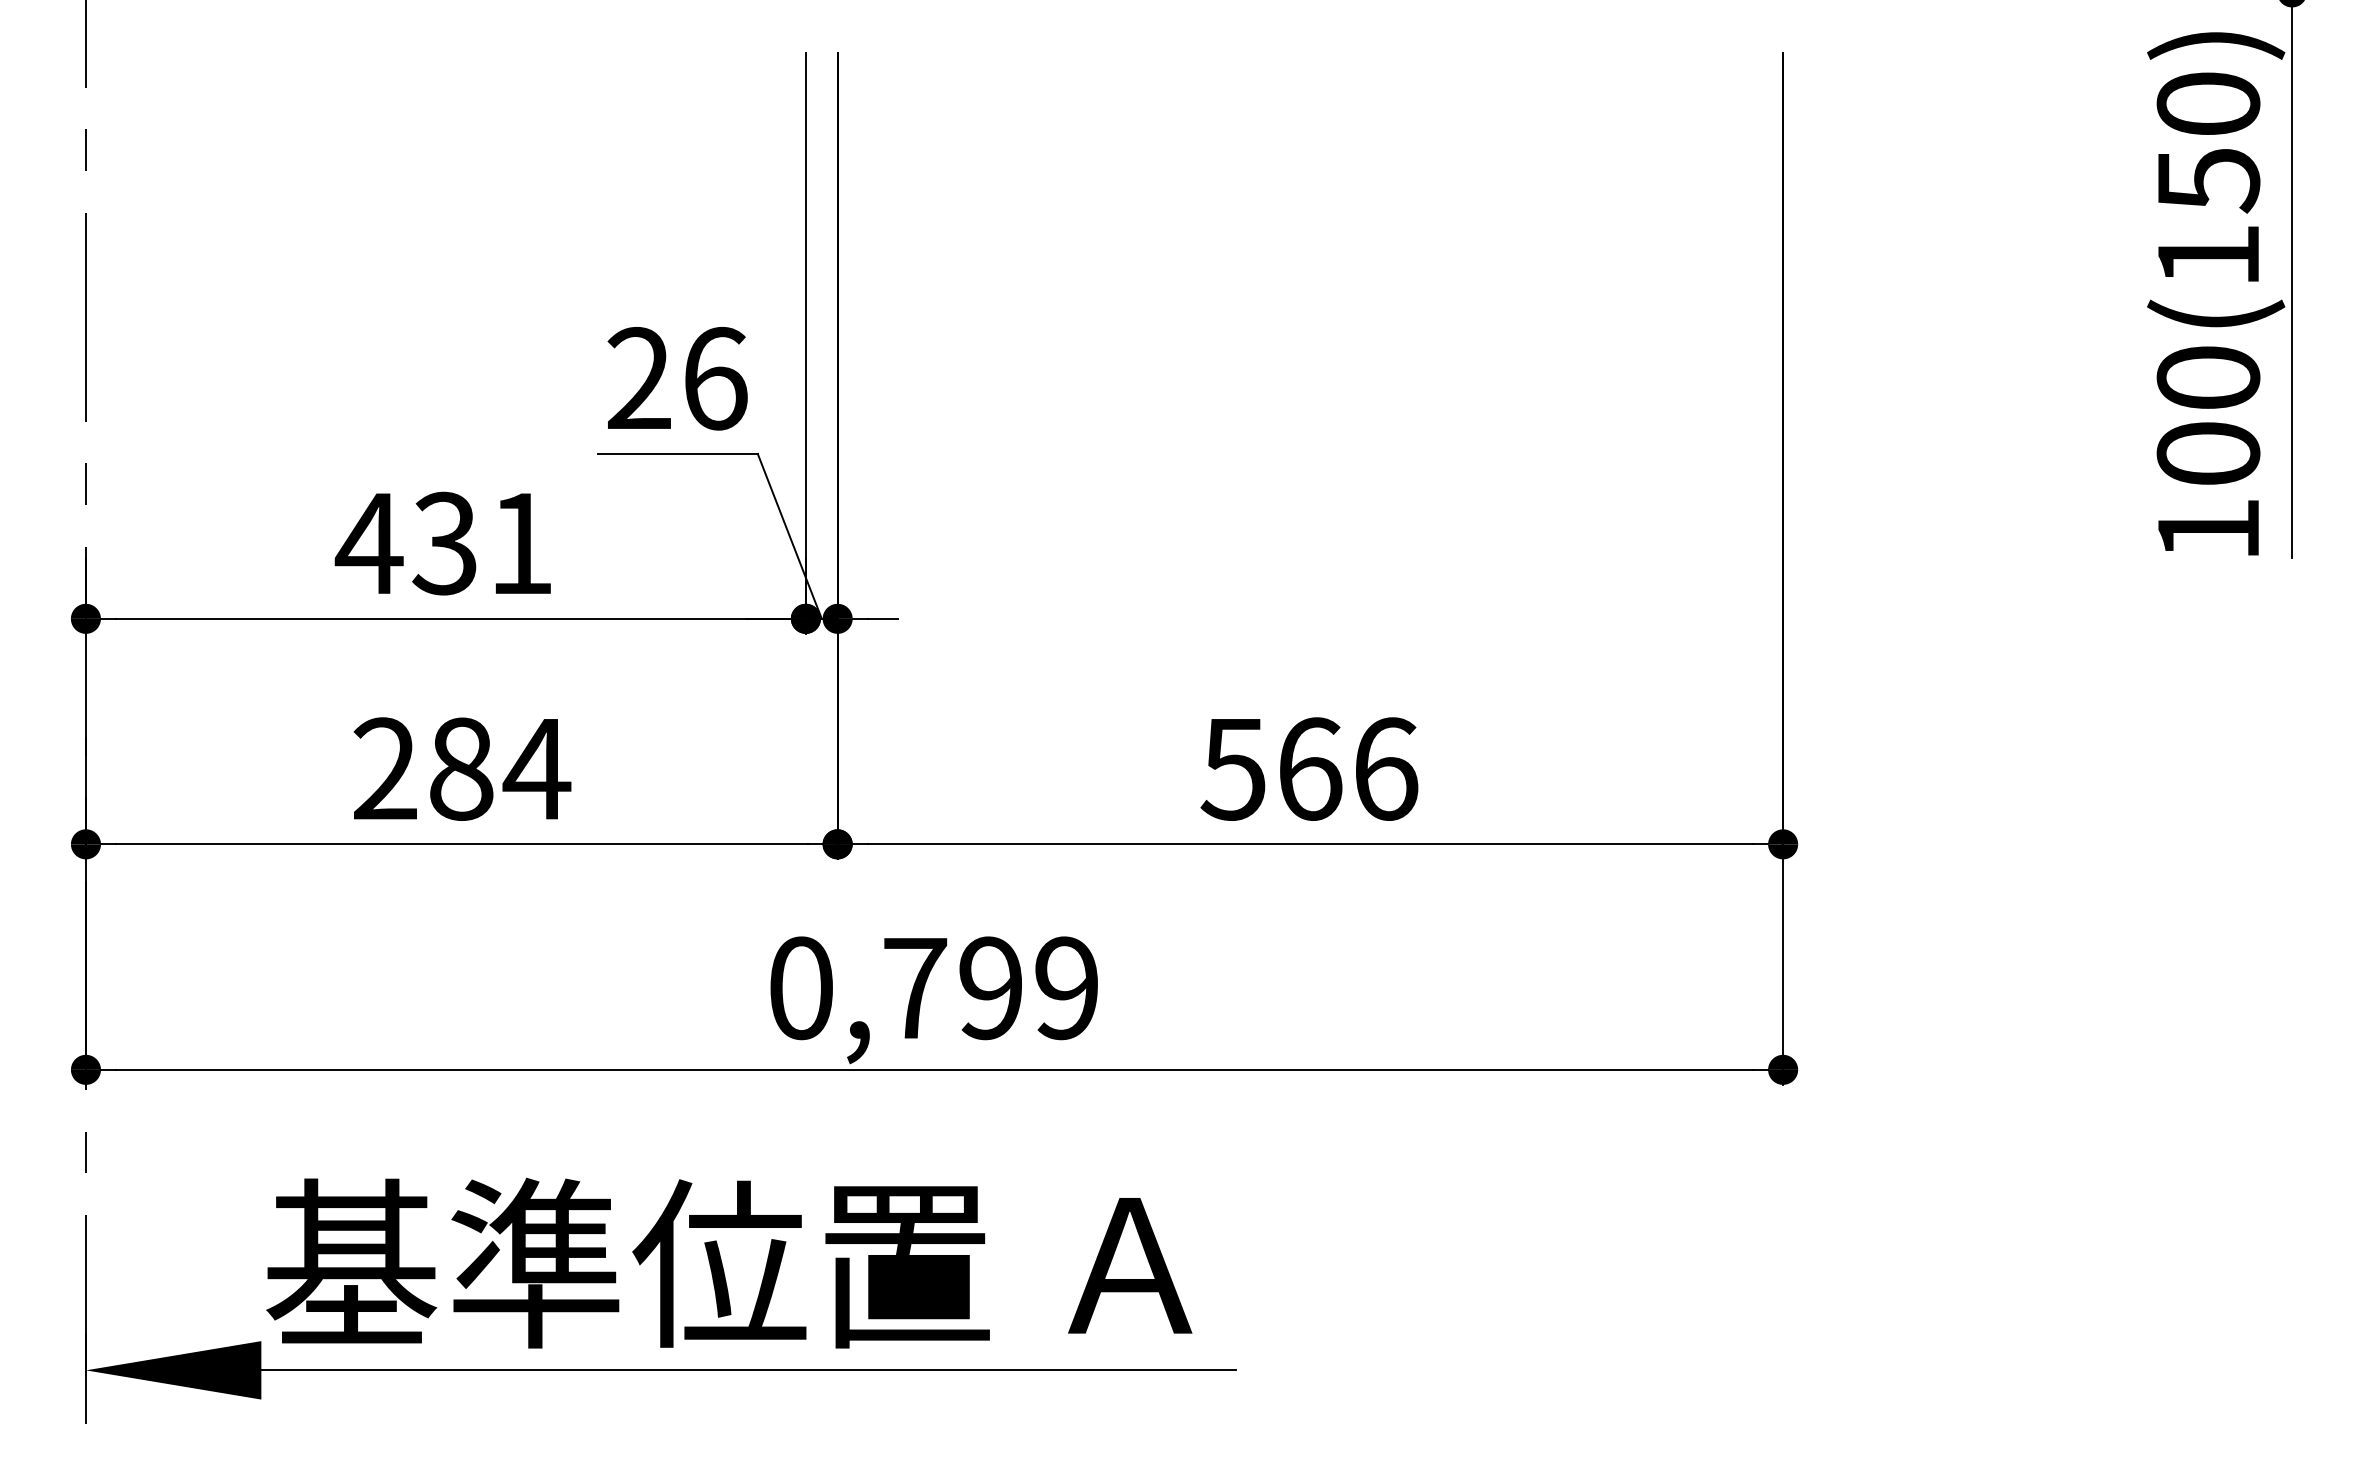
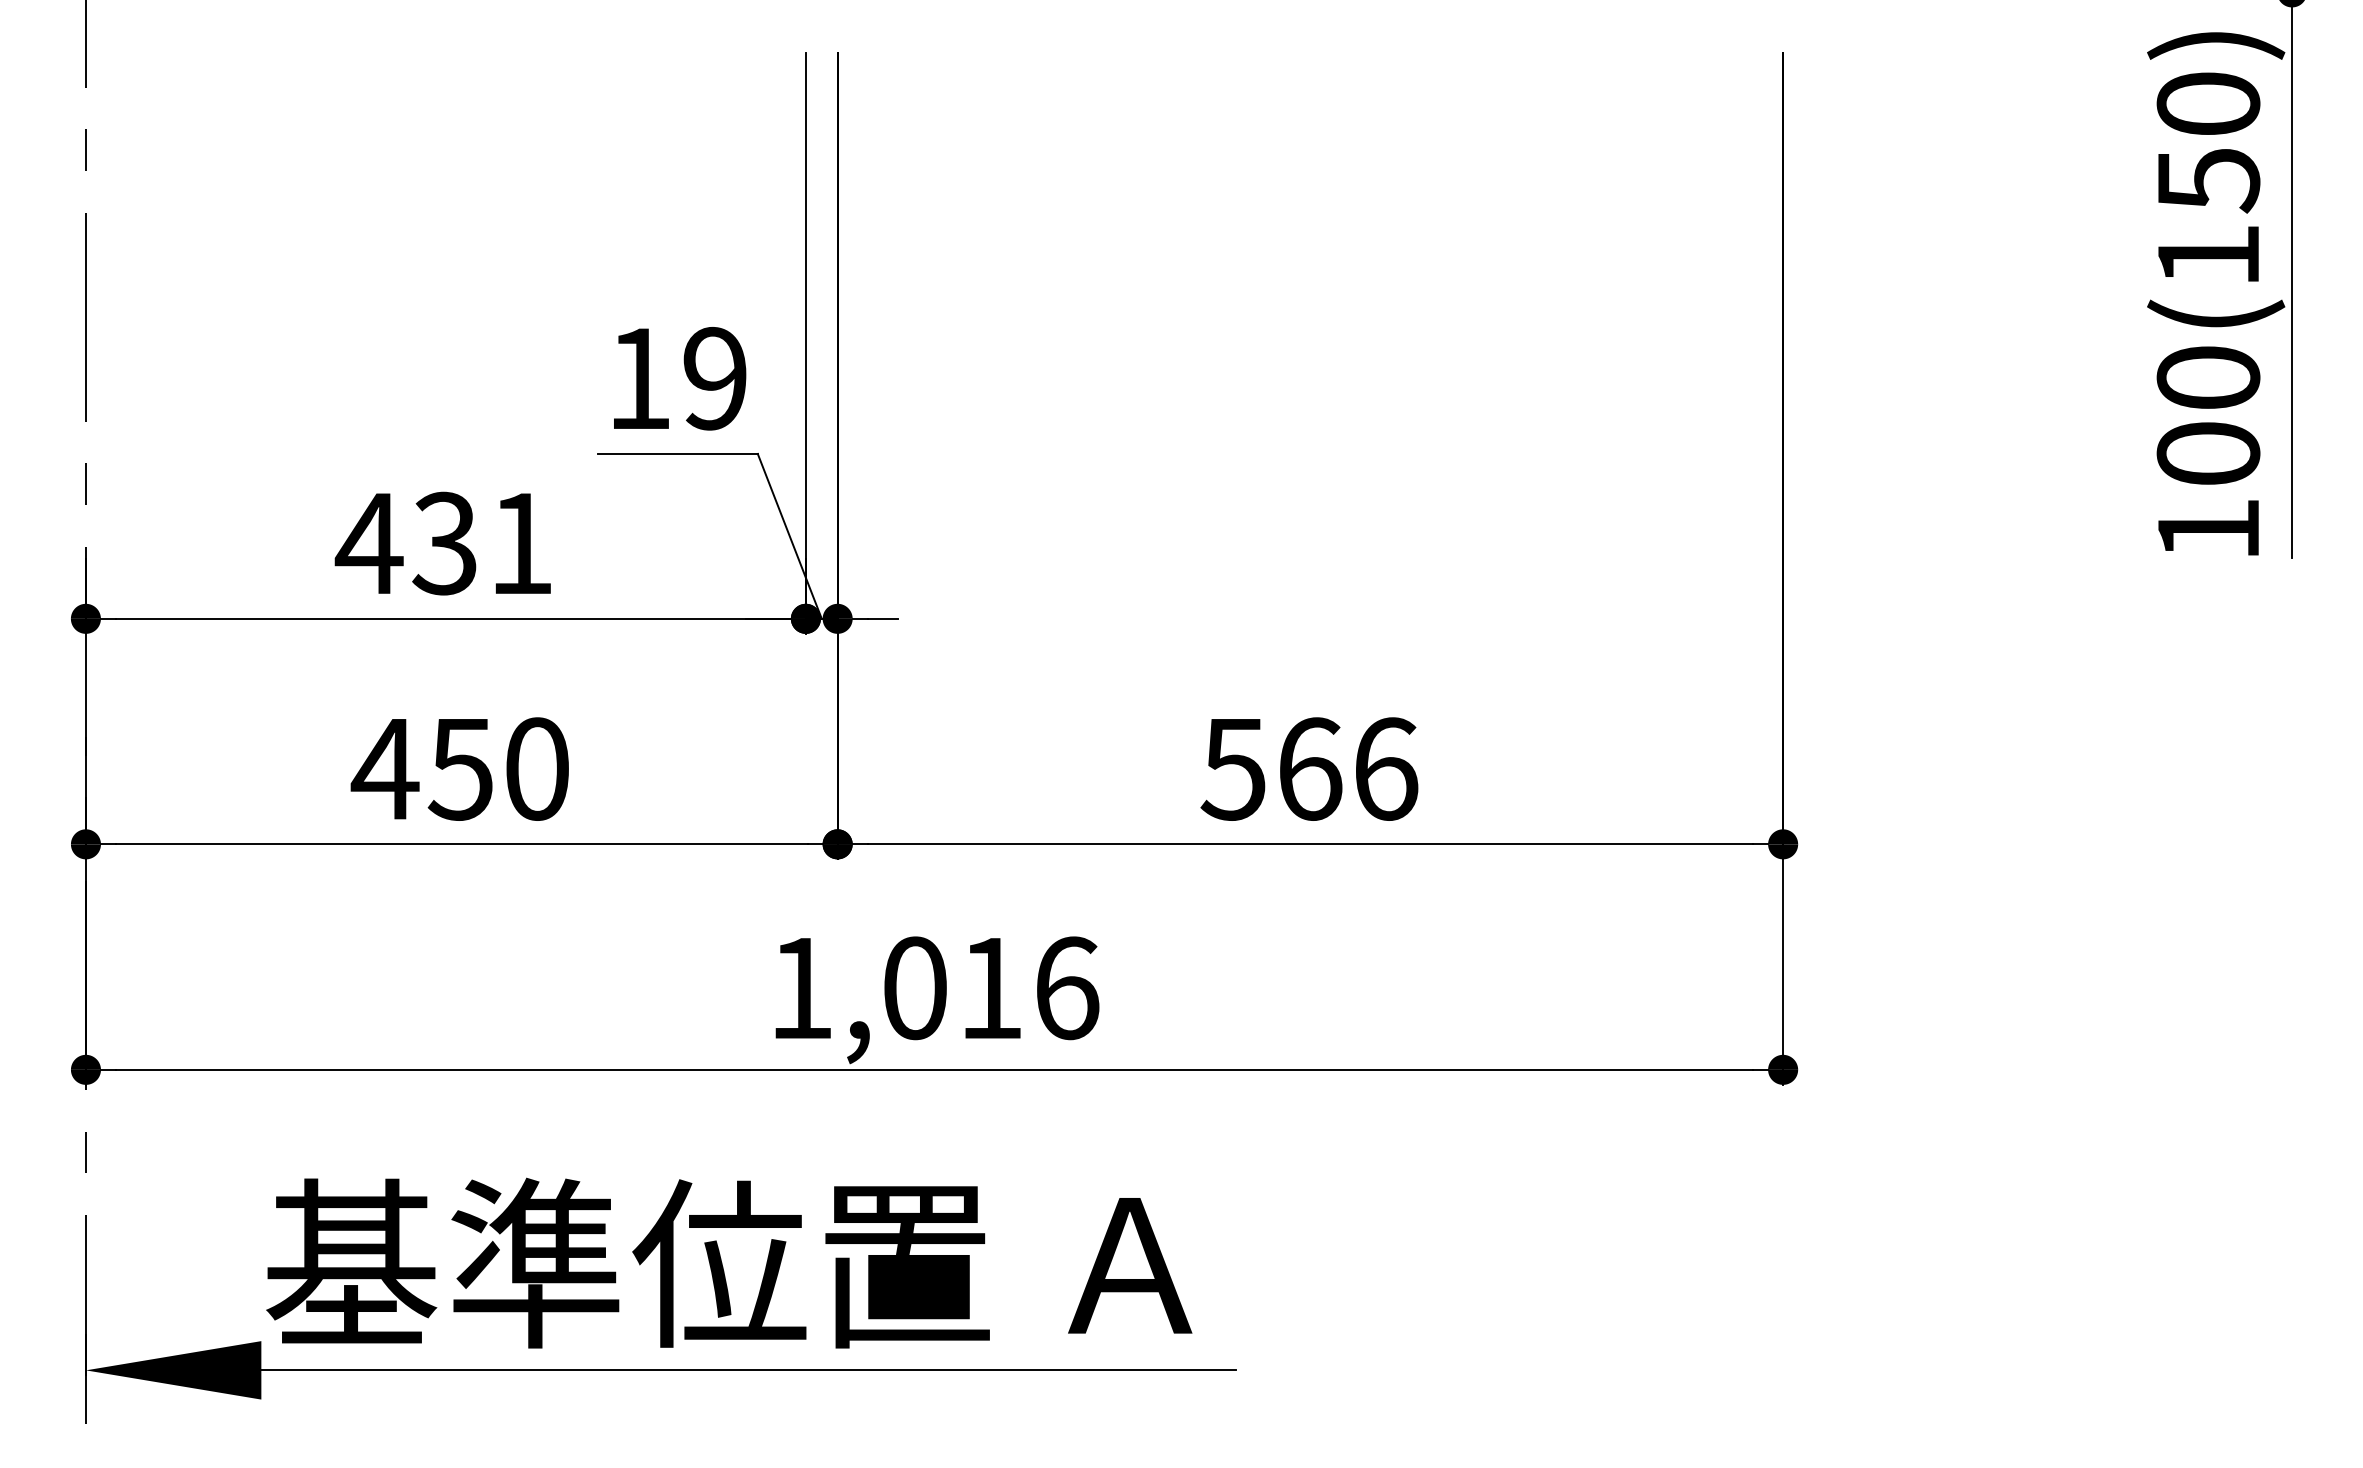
text: 26 -> 19 (677, 378)
text: 284 -> 450 (460, 768)
text: 0,799 -> 1,016 (934, 988)
